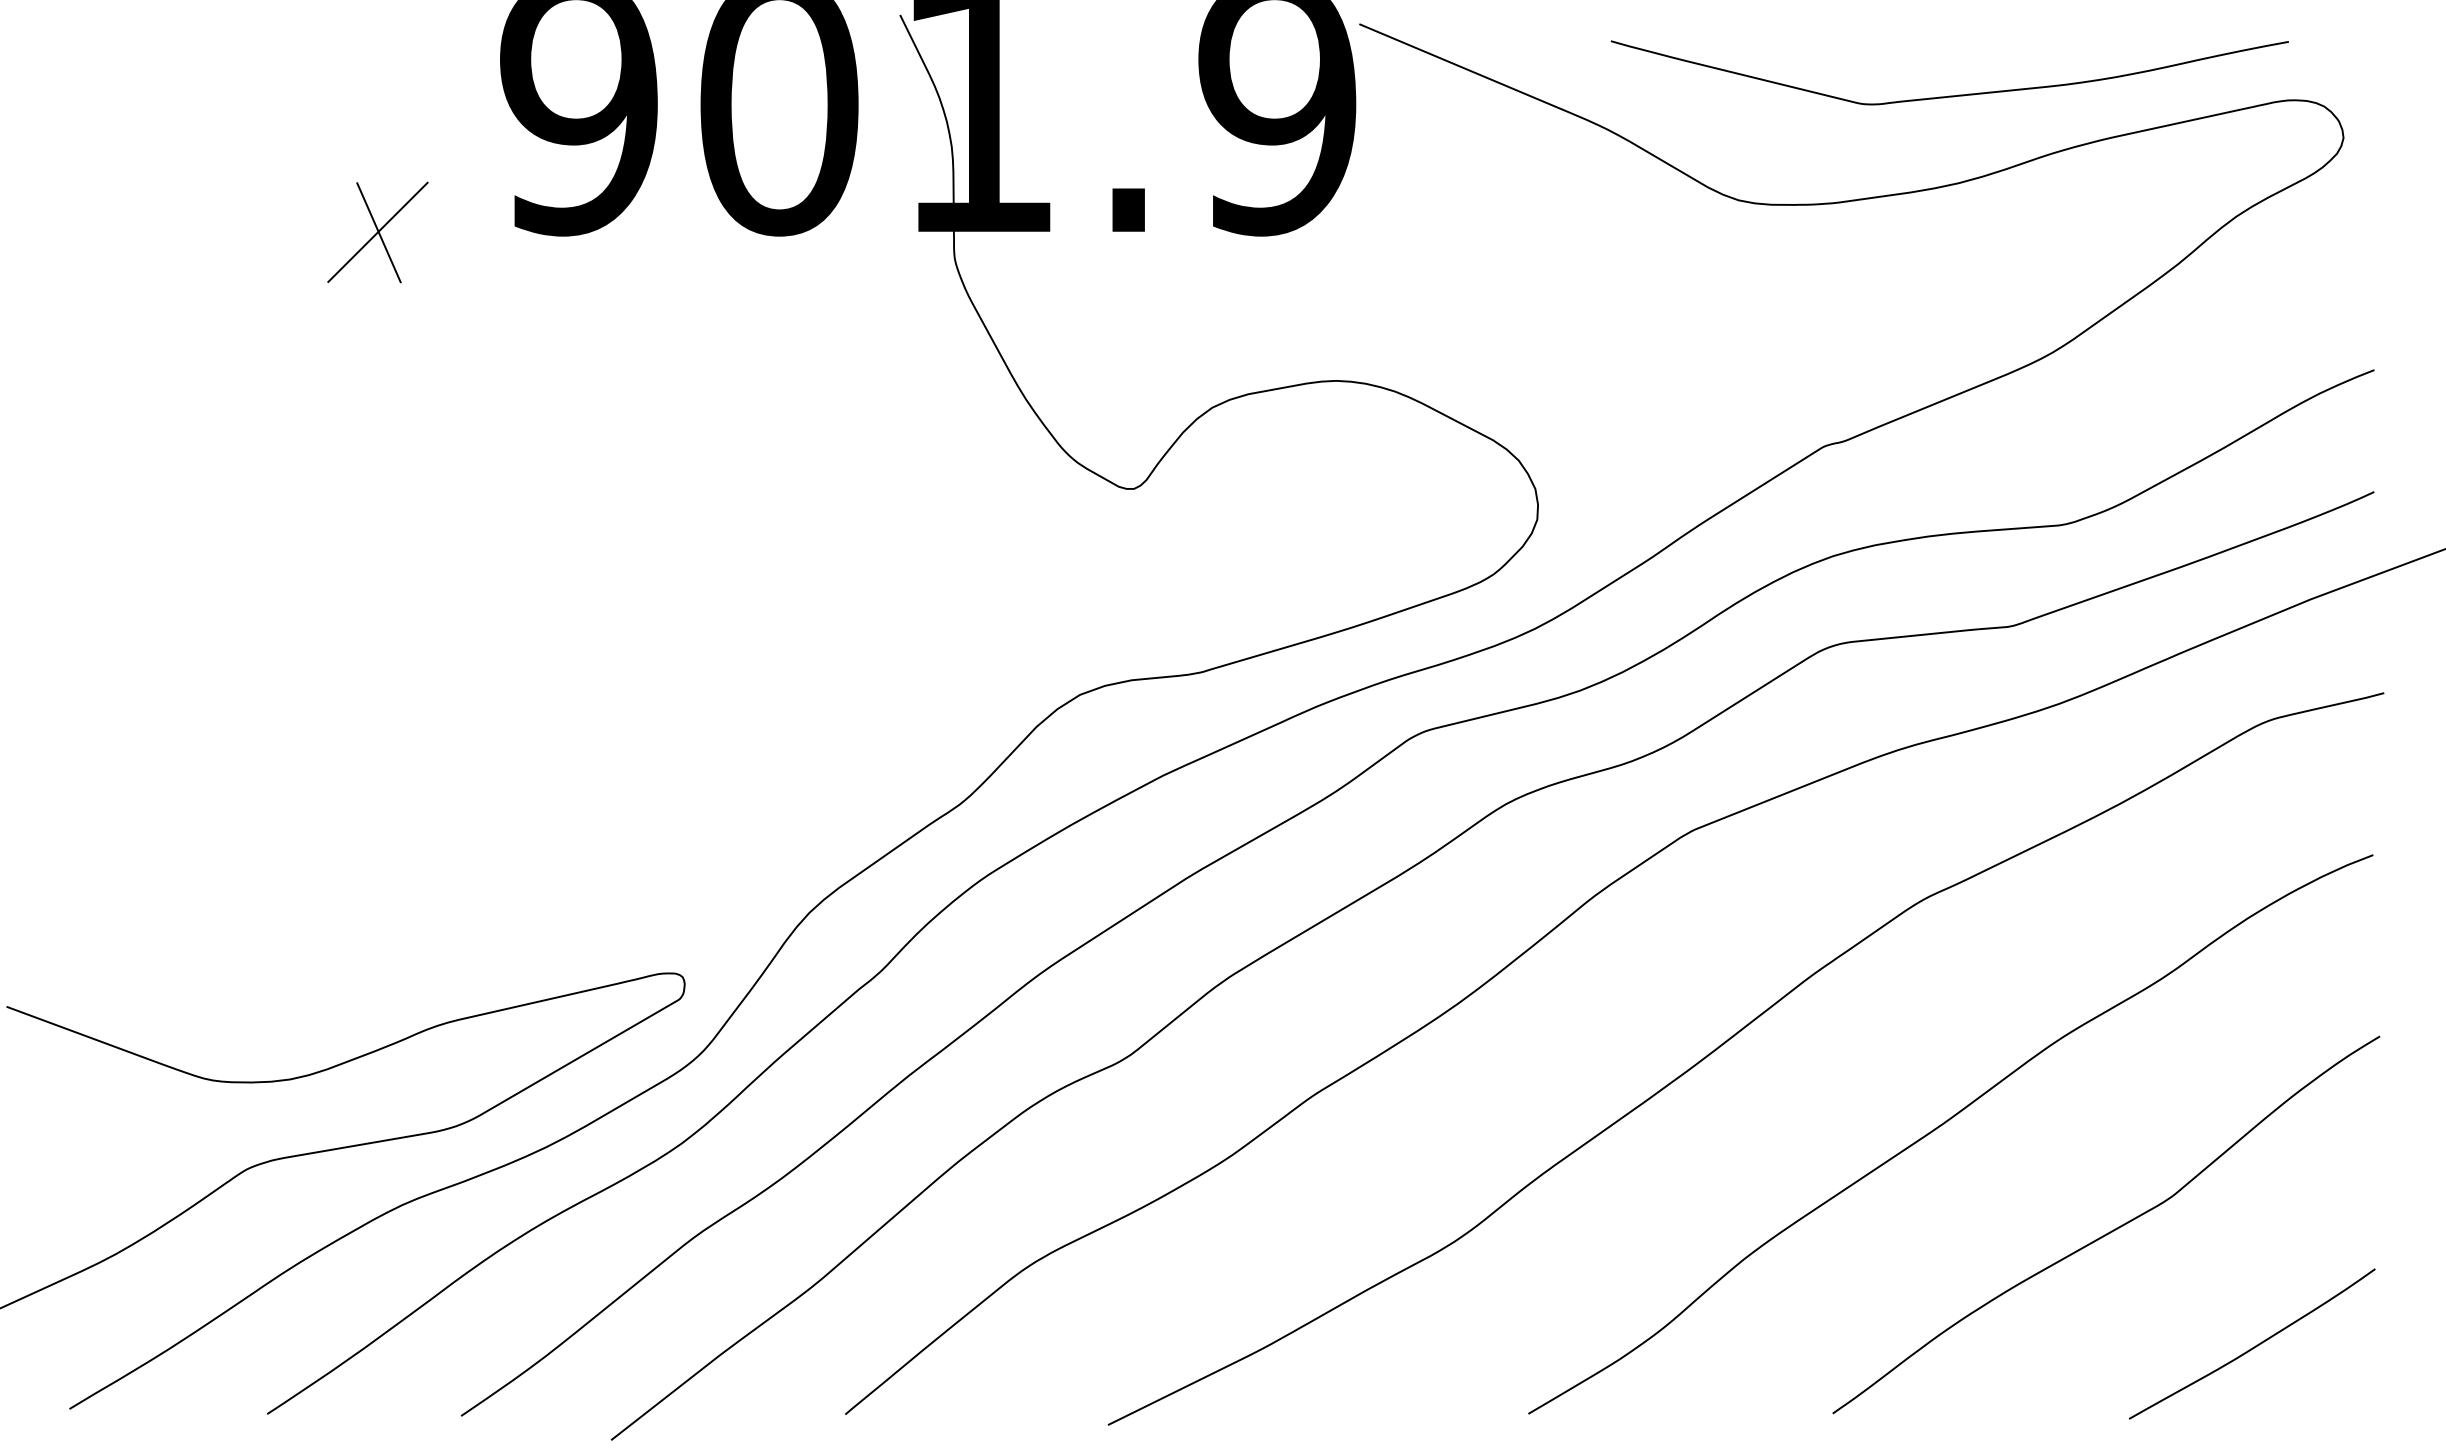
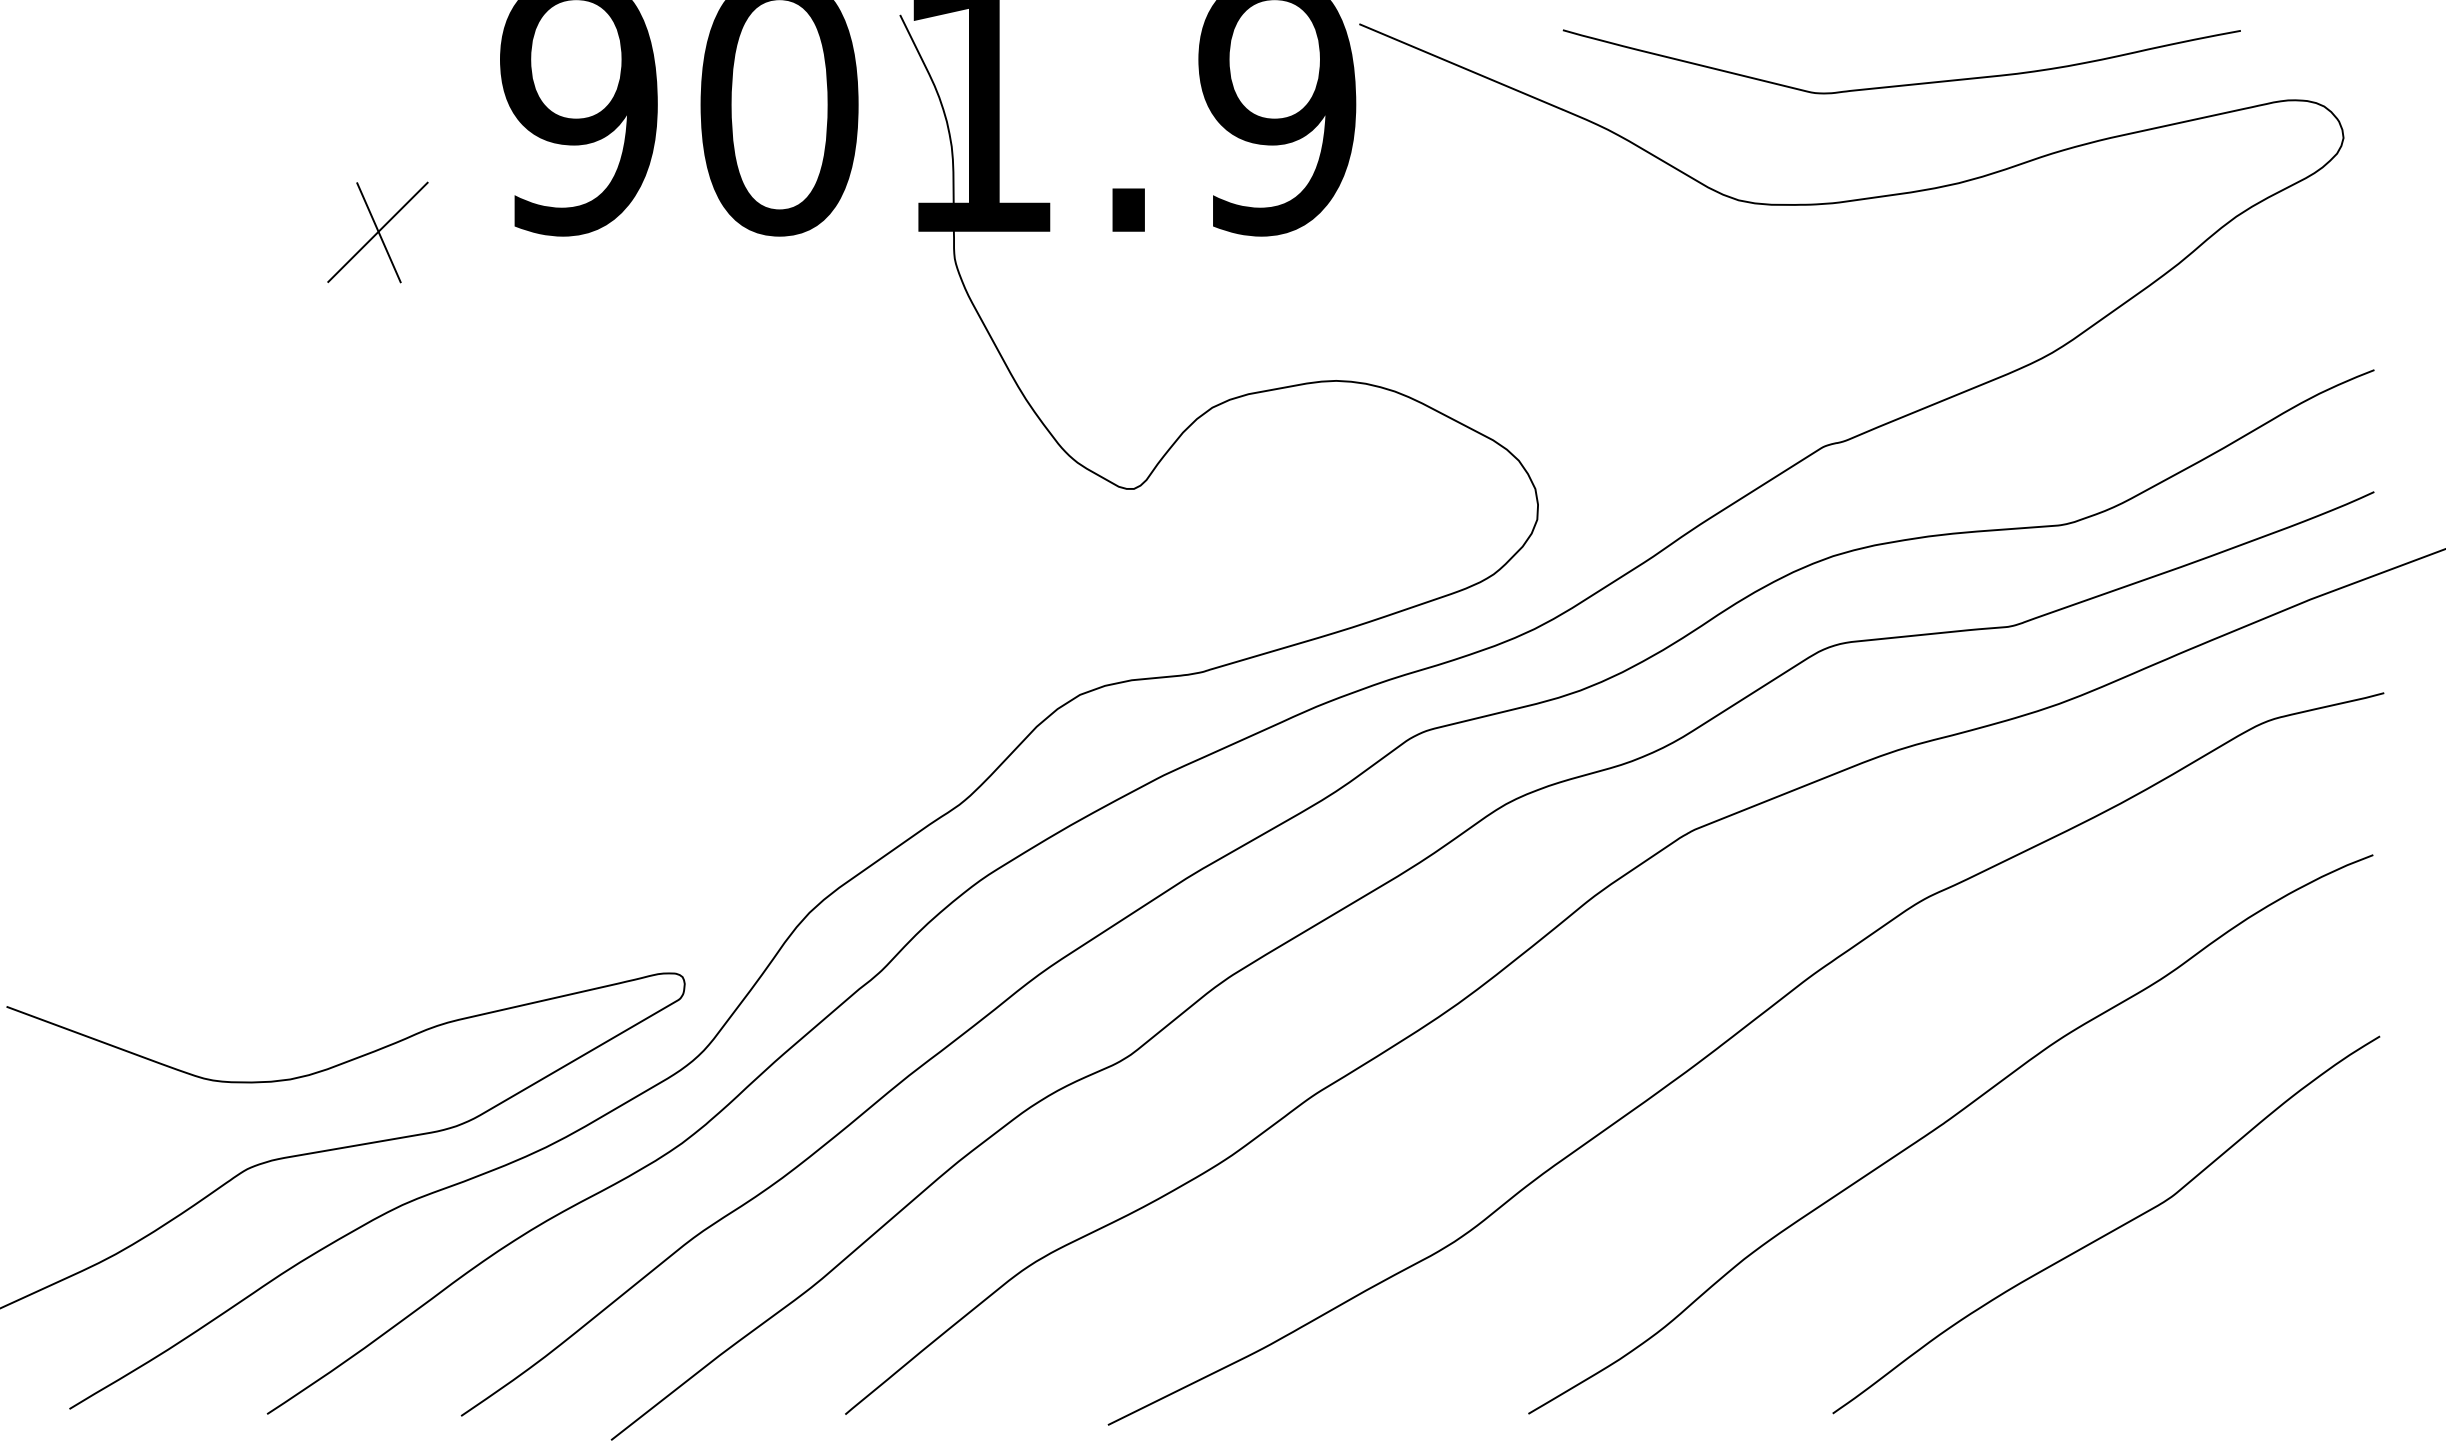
curve position: (1949, 95) -> (1901, 84) (1901, 84)
curve: present -> none (2253, 1346)
